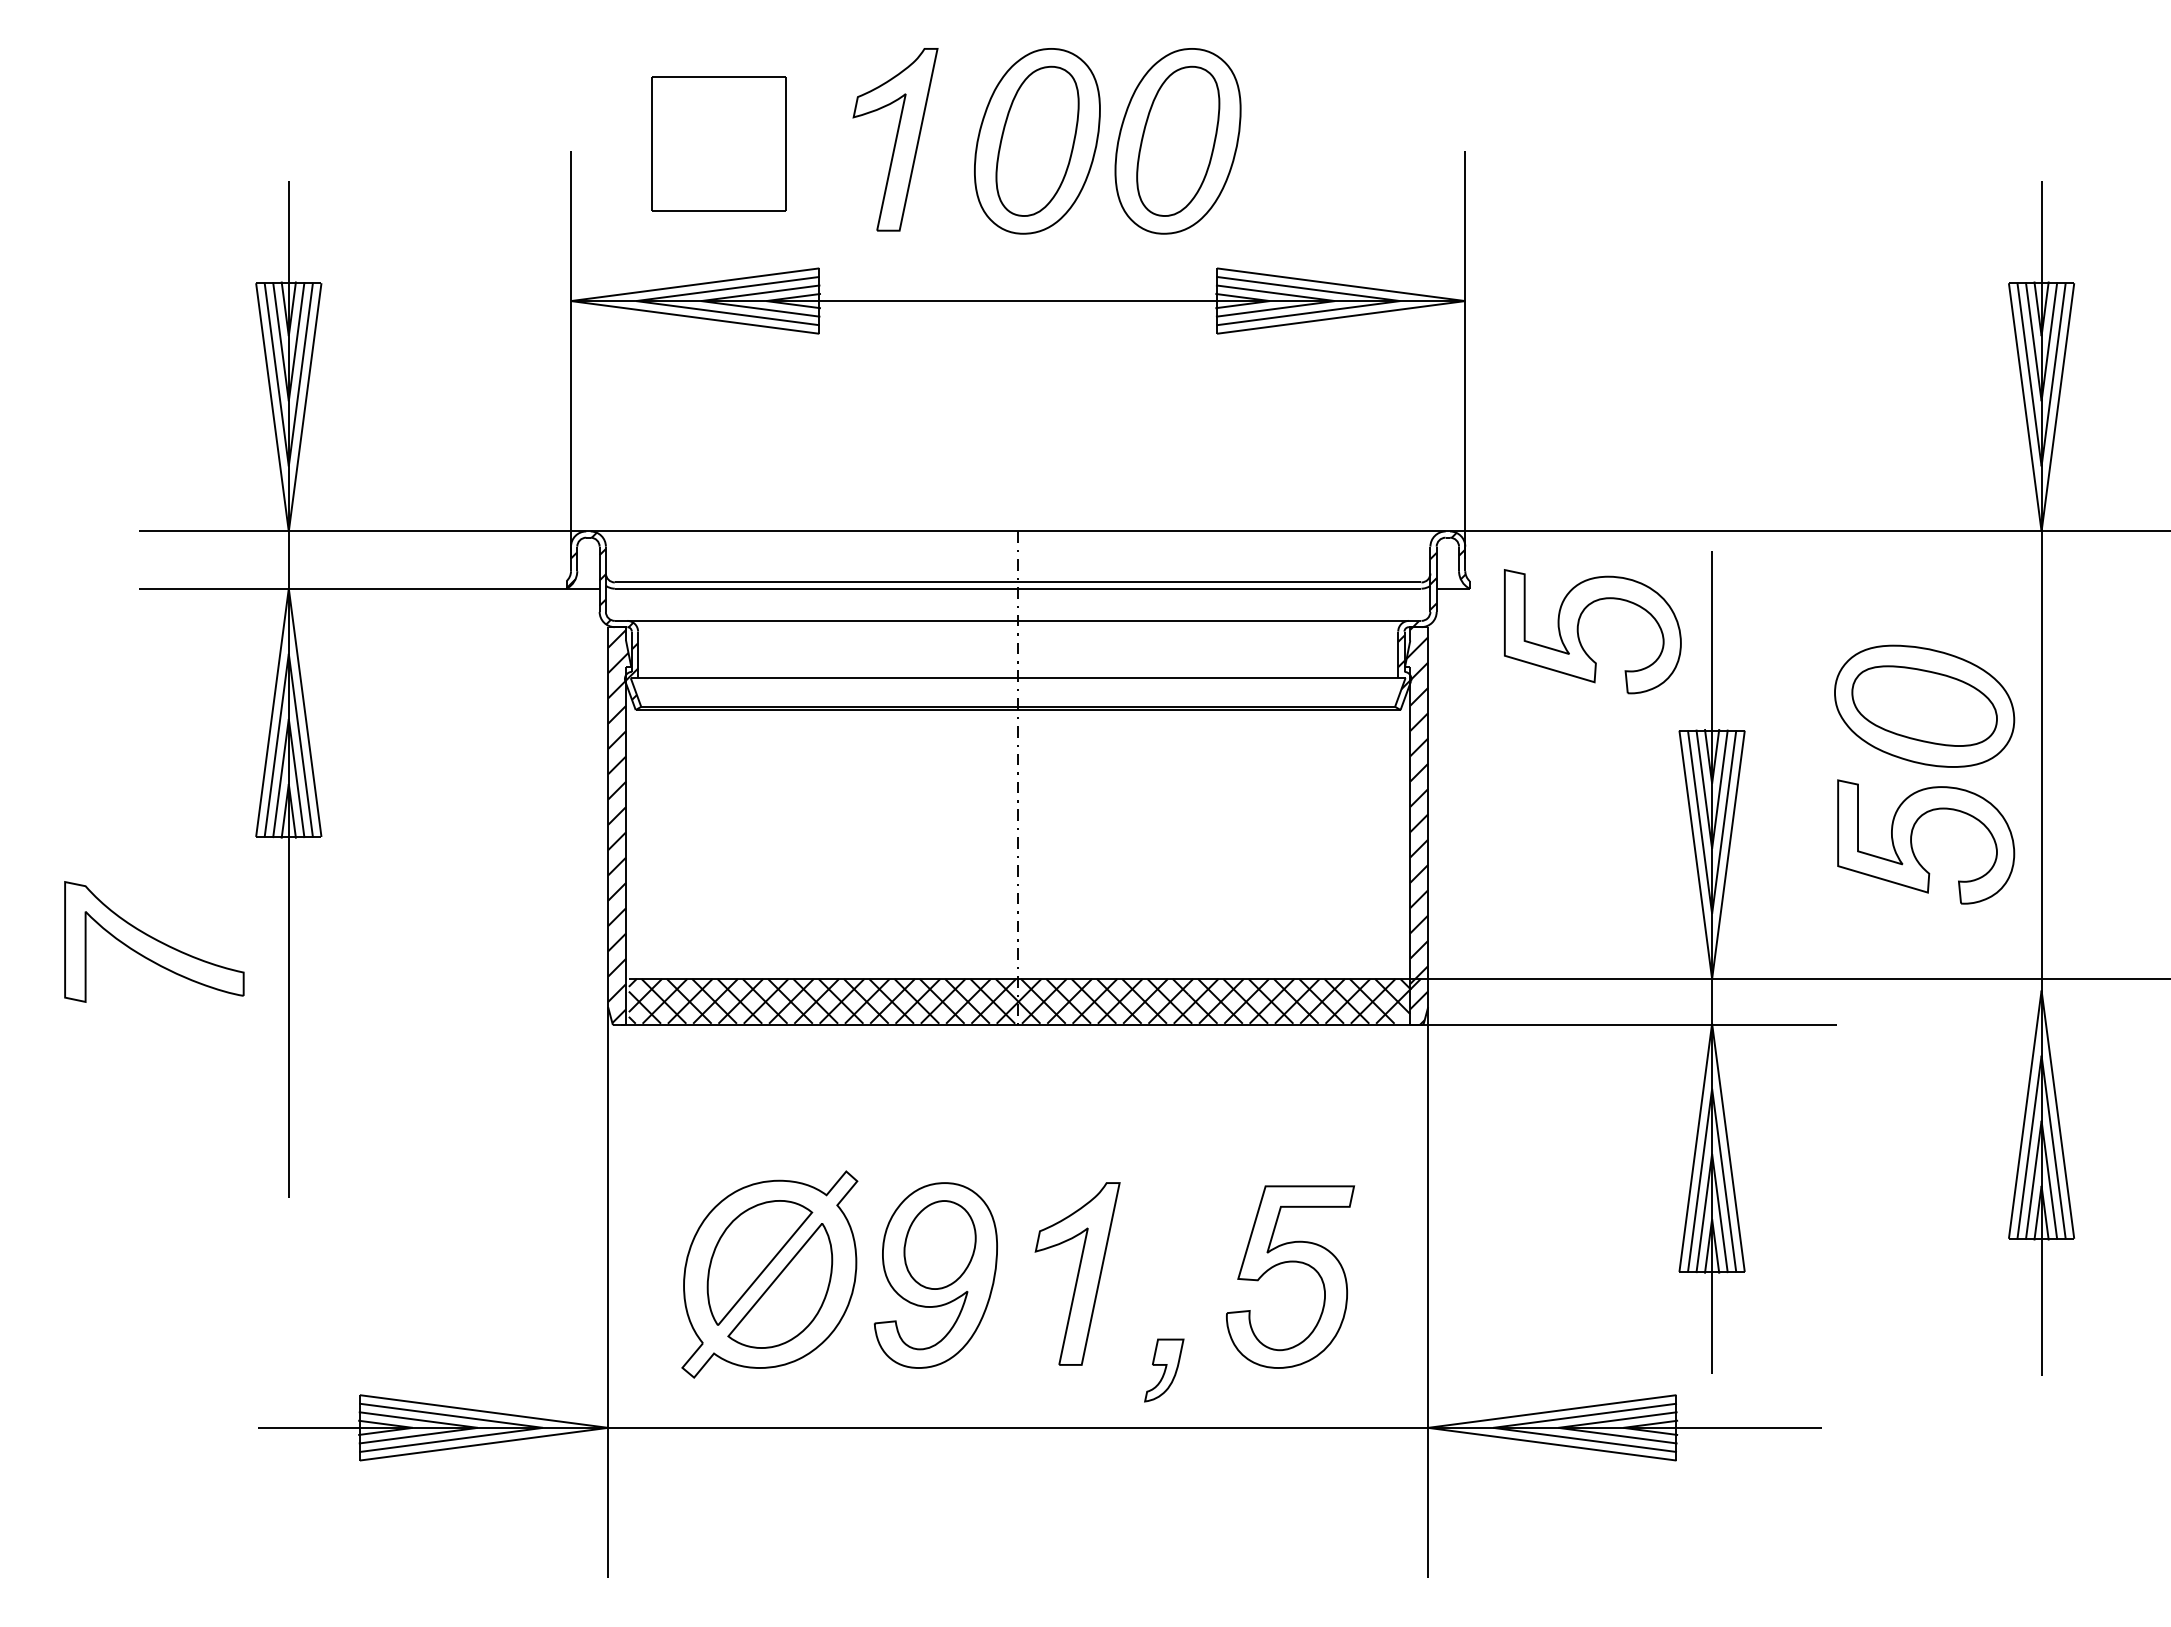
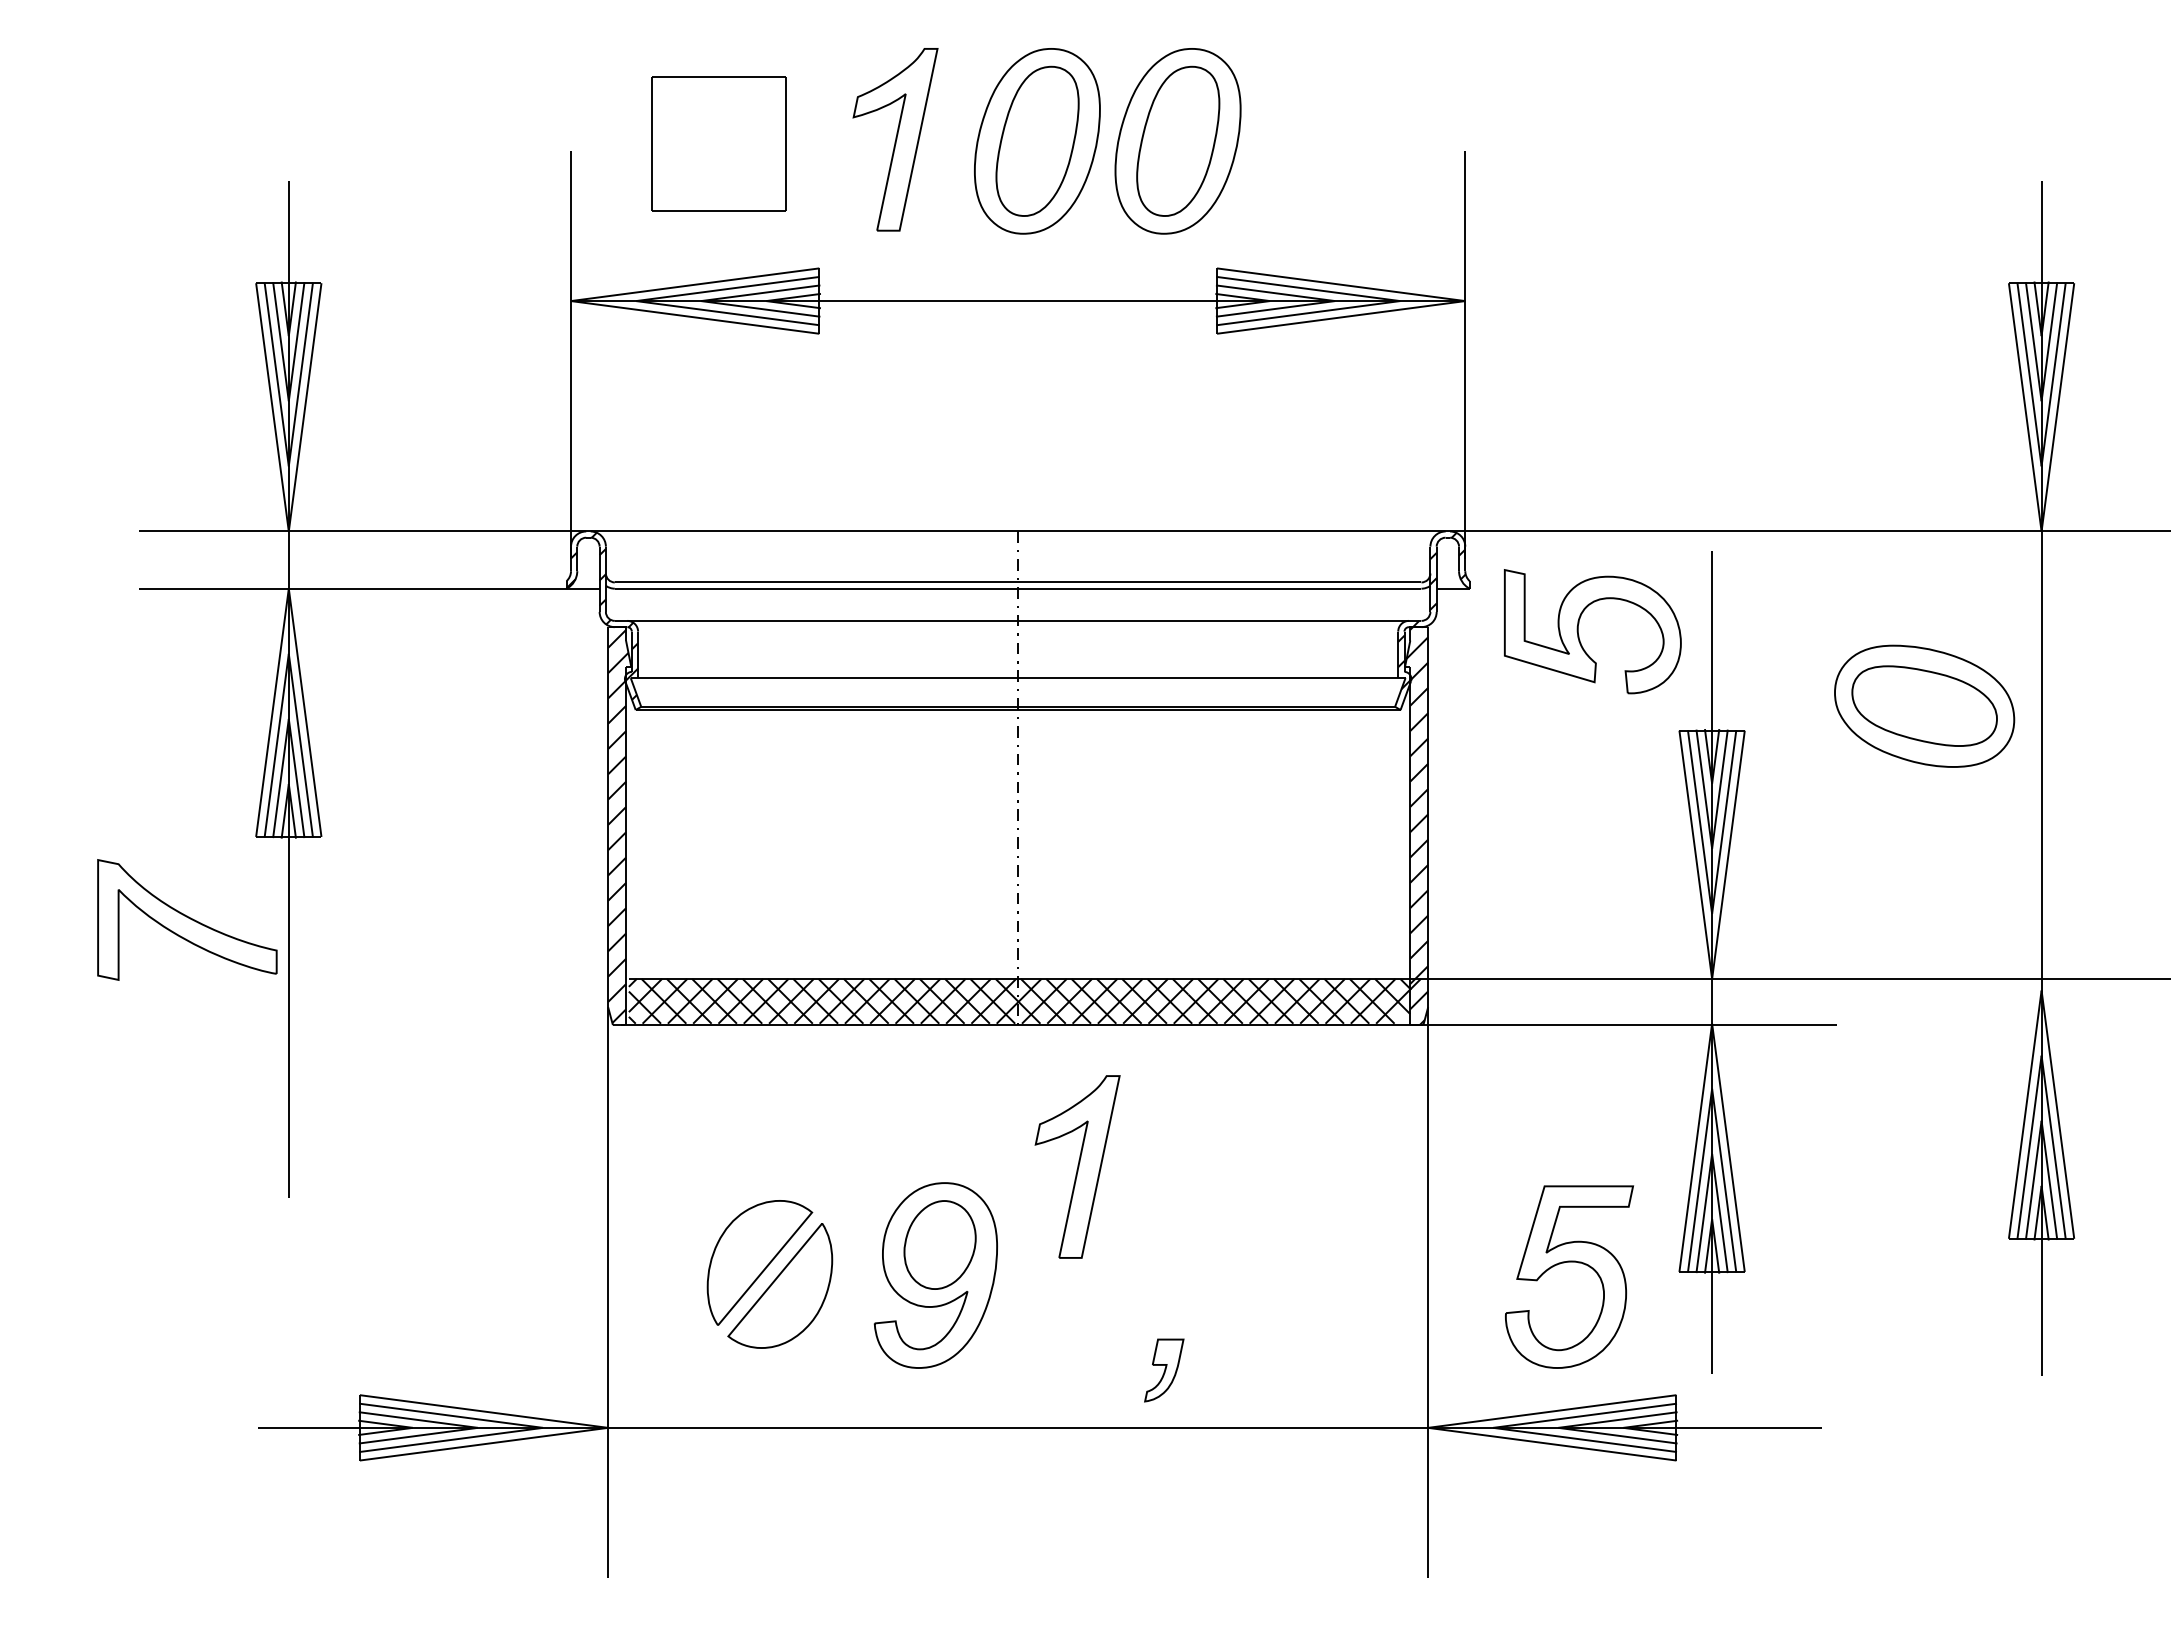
part: present -> none (1912, 843)
part position: (154, 941) -> (187, 919) (187, 919)
part position: (1285, 1263) -> (1564, 1263) (1564, 1263)
part position: (1077, 1273) -> (1077, 1166) (1077, 1166)
part: present -> none (769, 1274)
